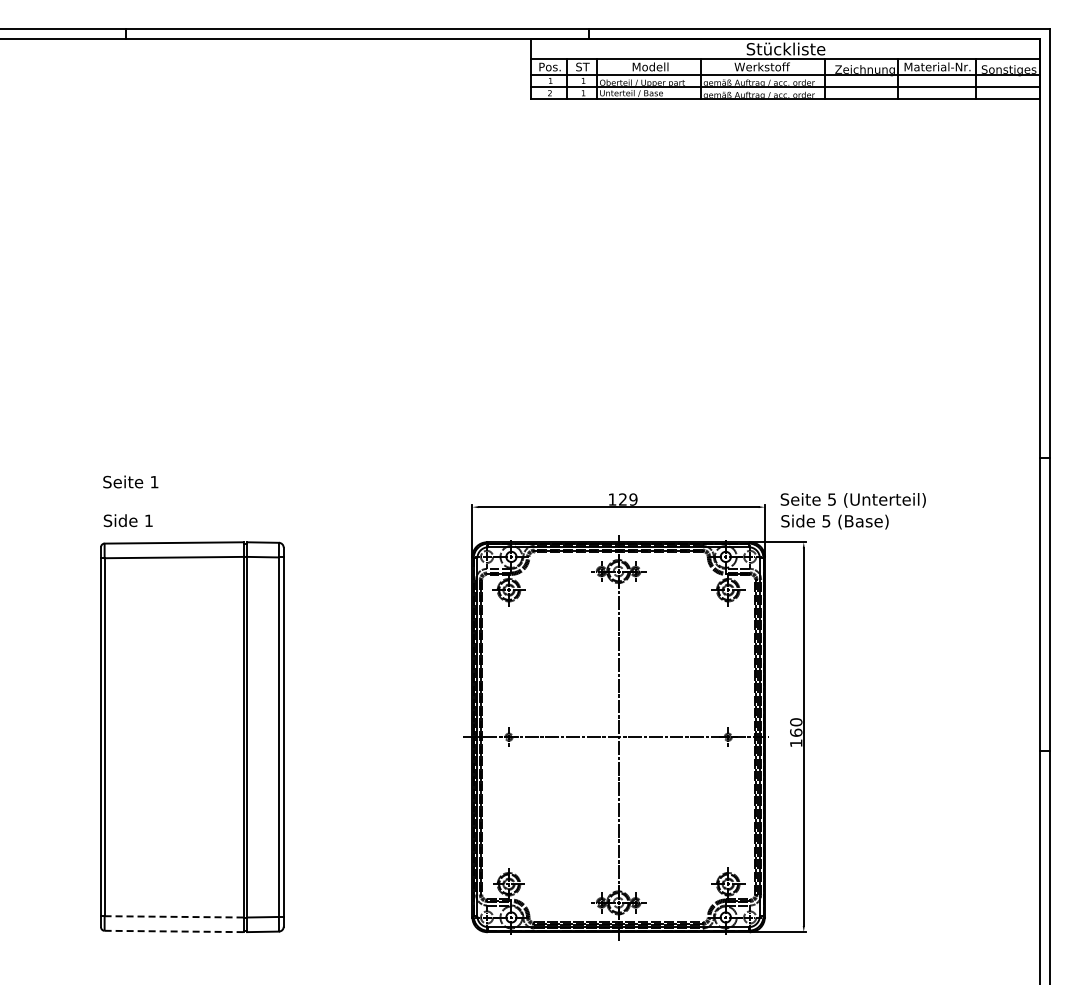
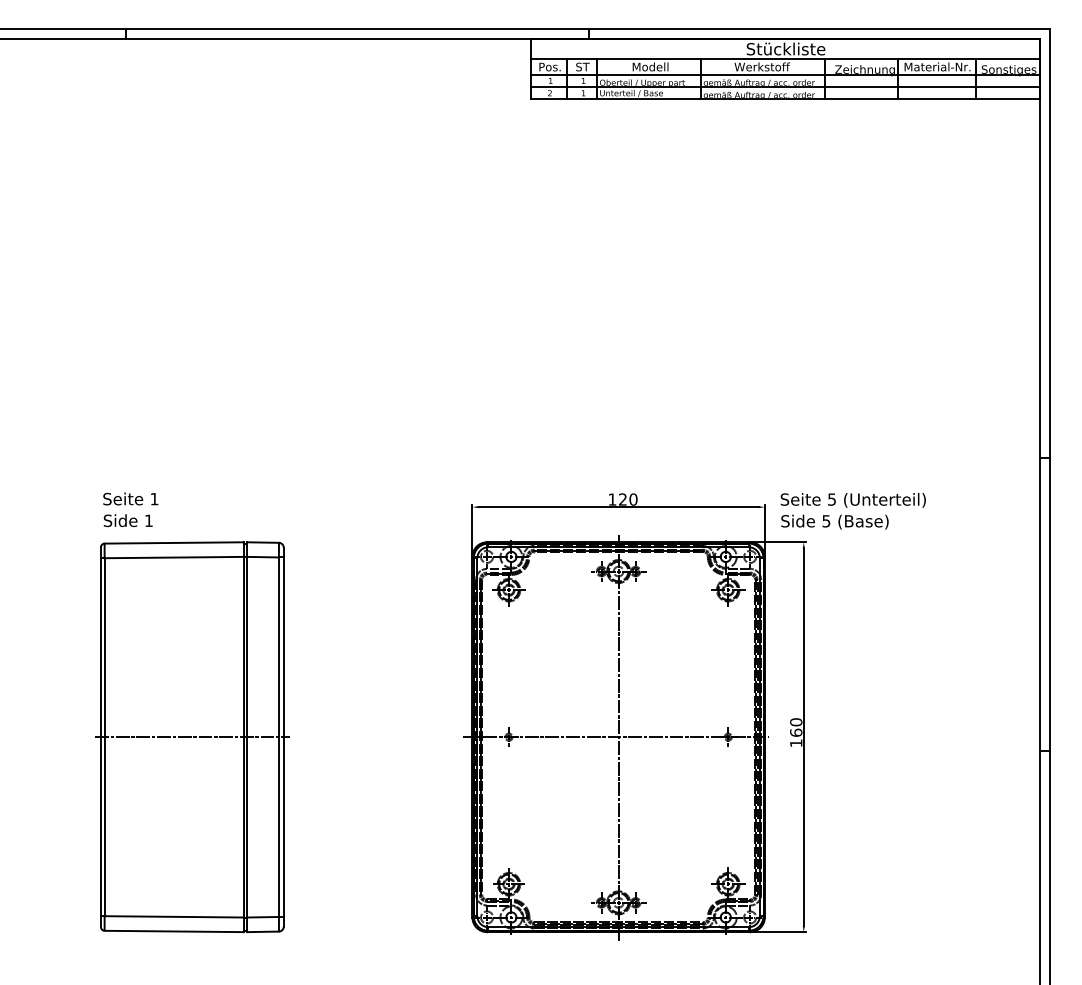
text position: (130, 481) -> (130, 498) (130, 498)
text: 129 -> 120 (633, 499)
line: none -> present (191, 737)
line: dashed -> solid (173, 916)
line: dashed -> solid (174, 931)
